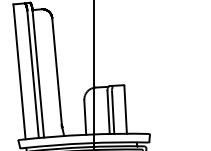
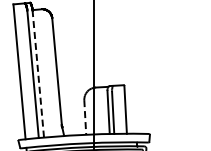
line: solid -> dashed (38, 74)
line: solid -> dashed (85, 117)
